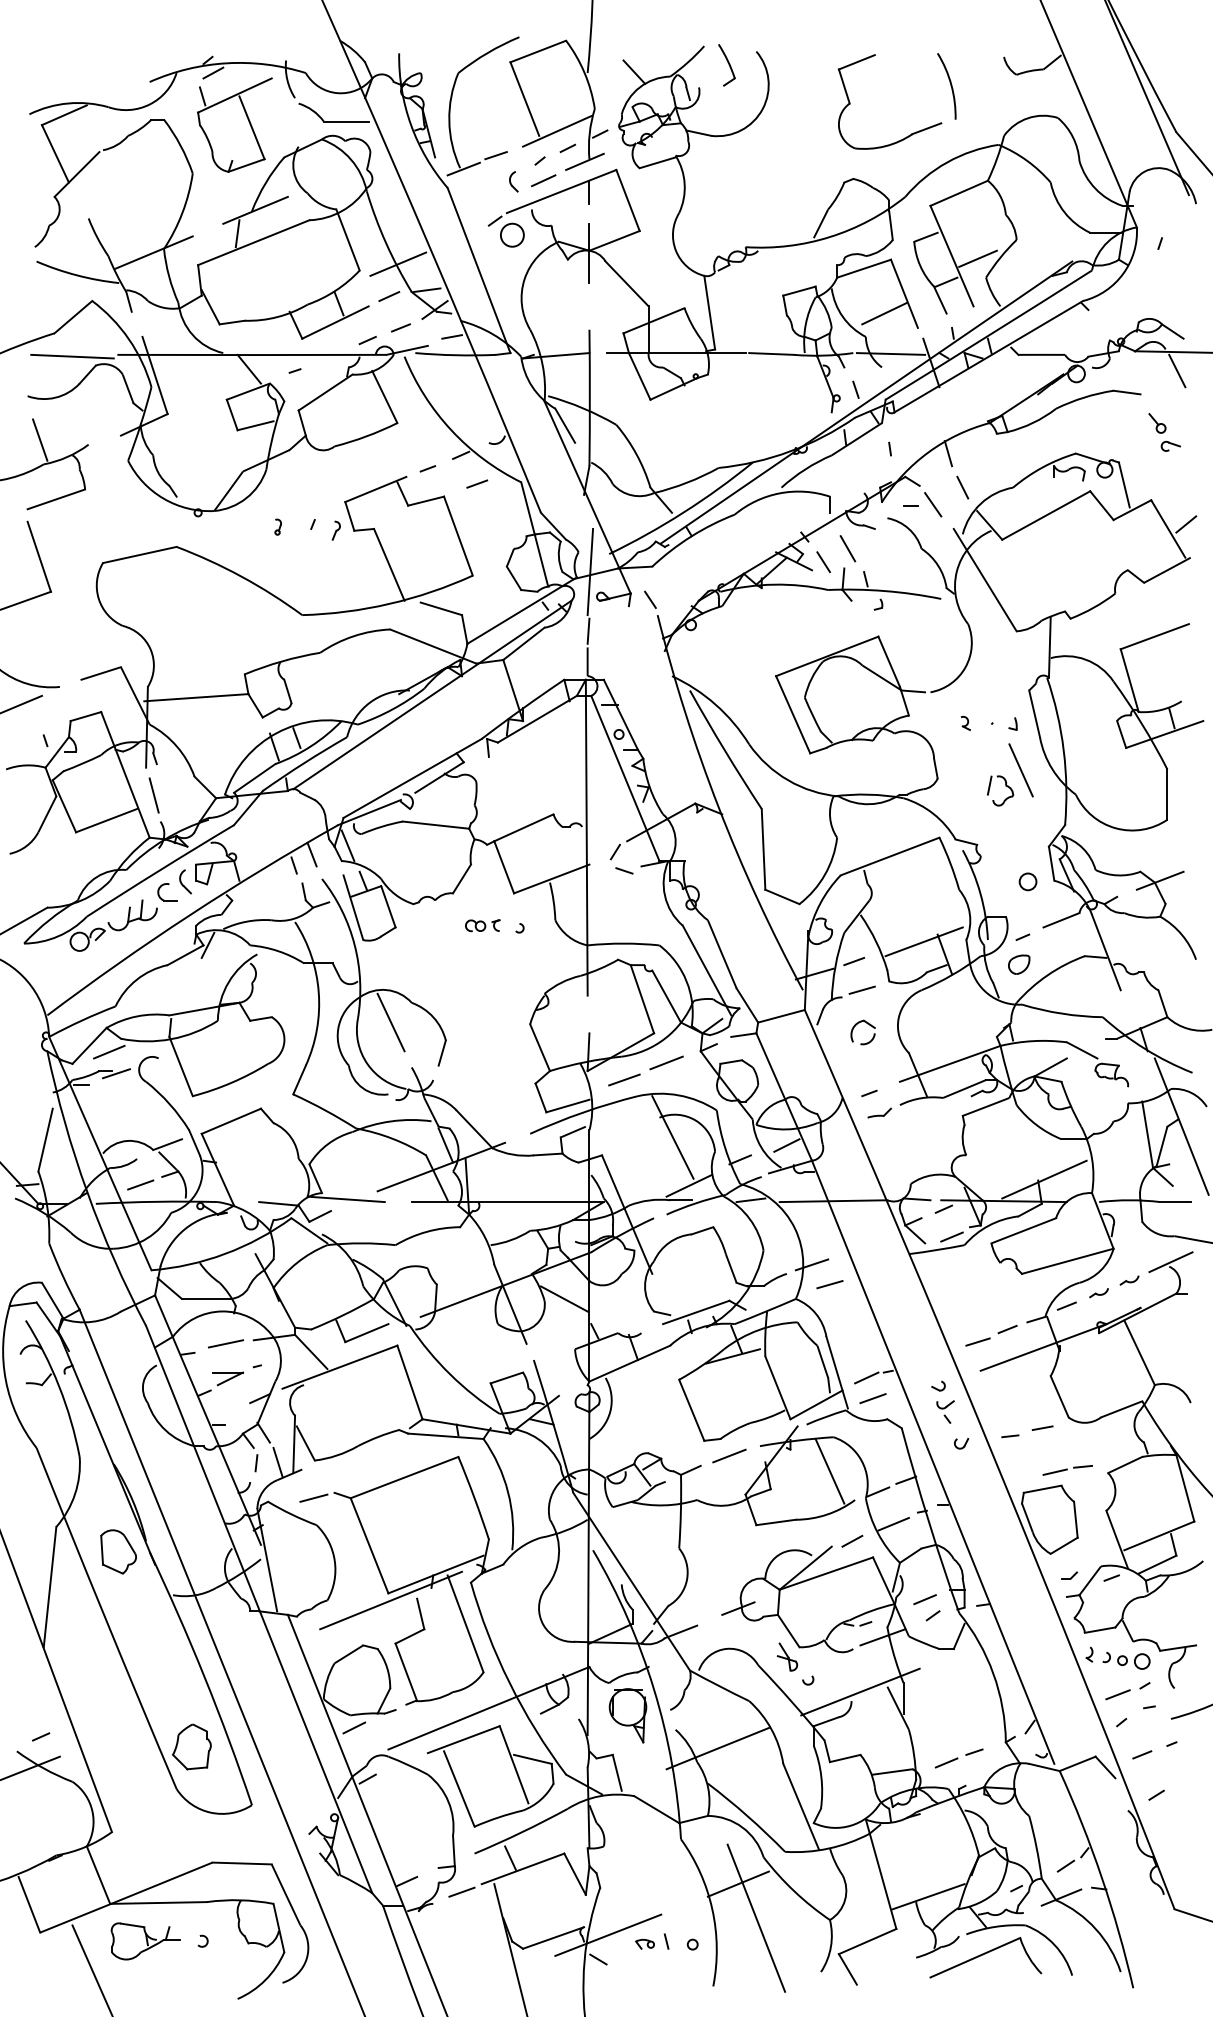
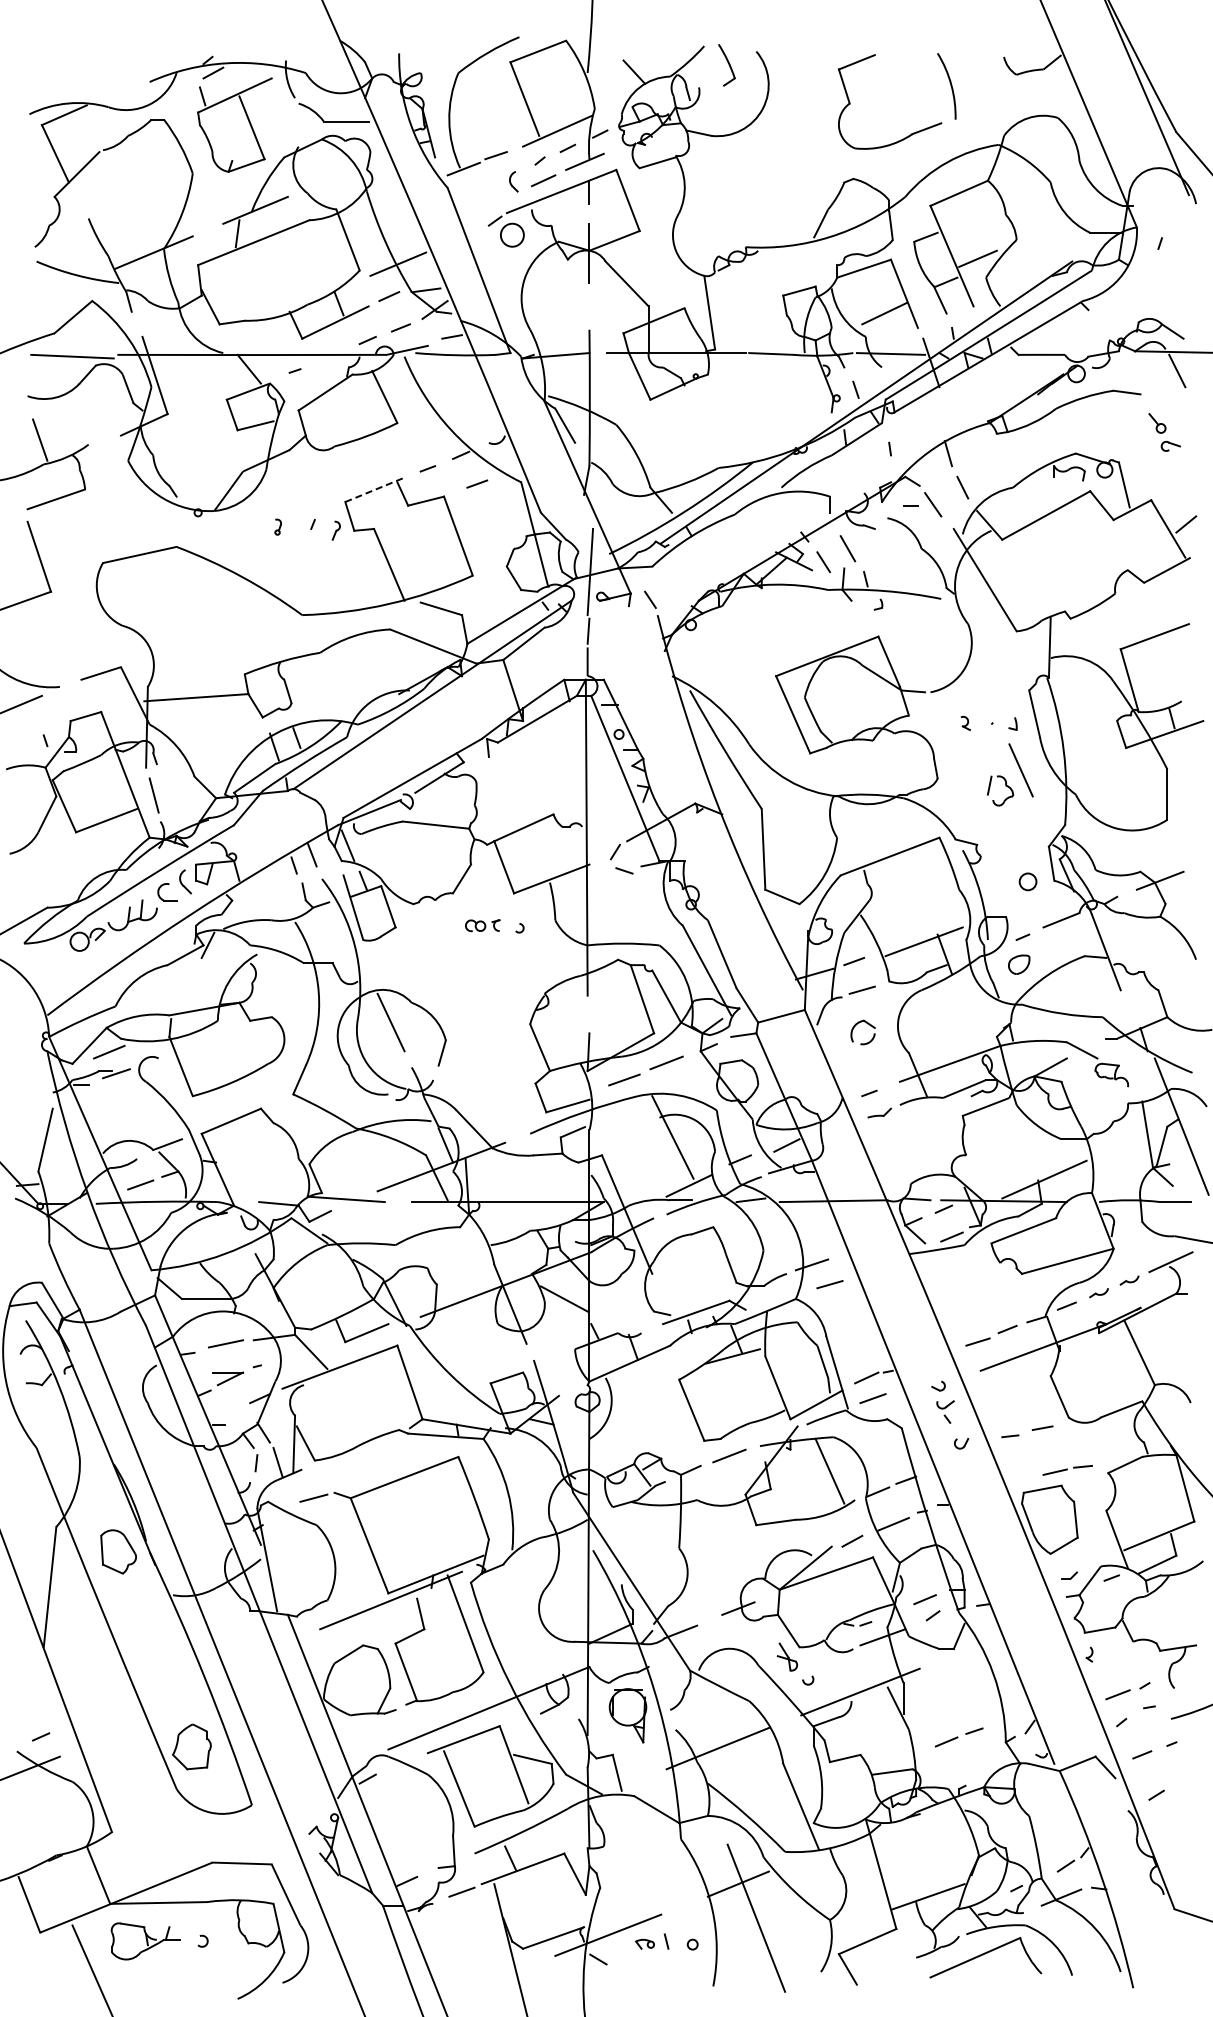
line: solid -> dashed (375, 489)
part: present -> none (1126, 1660)
line: present -> none (354, 1727)
part position: (958, 1758) -> (958, 1737) (958, 1737)
